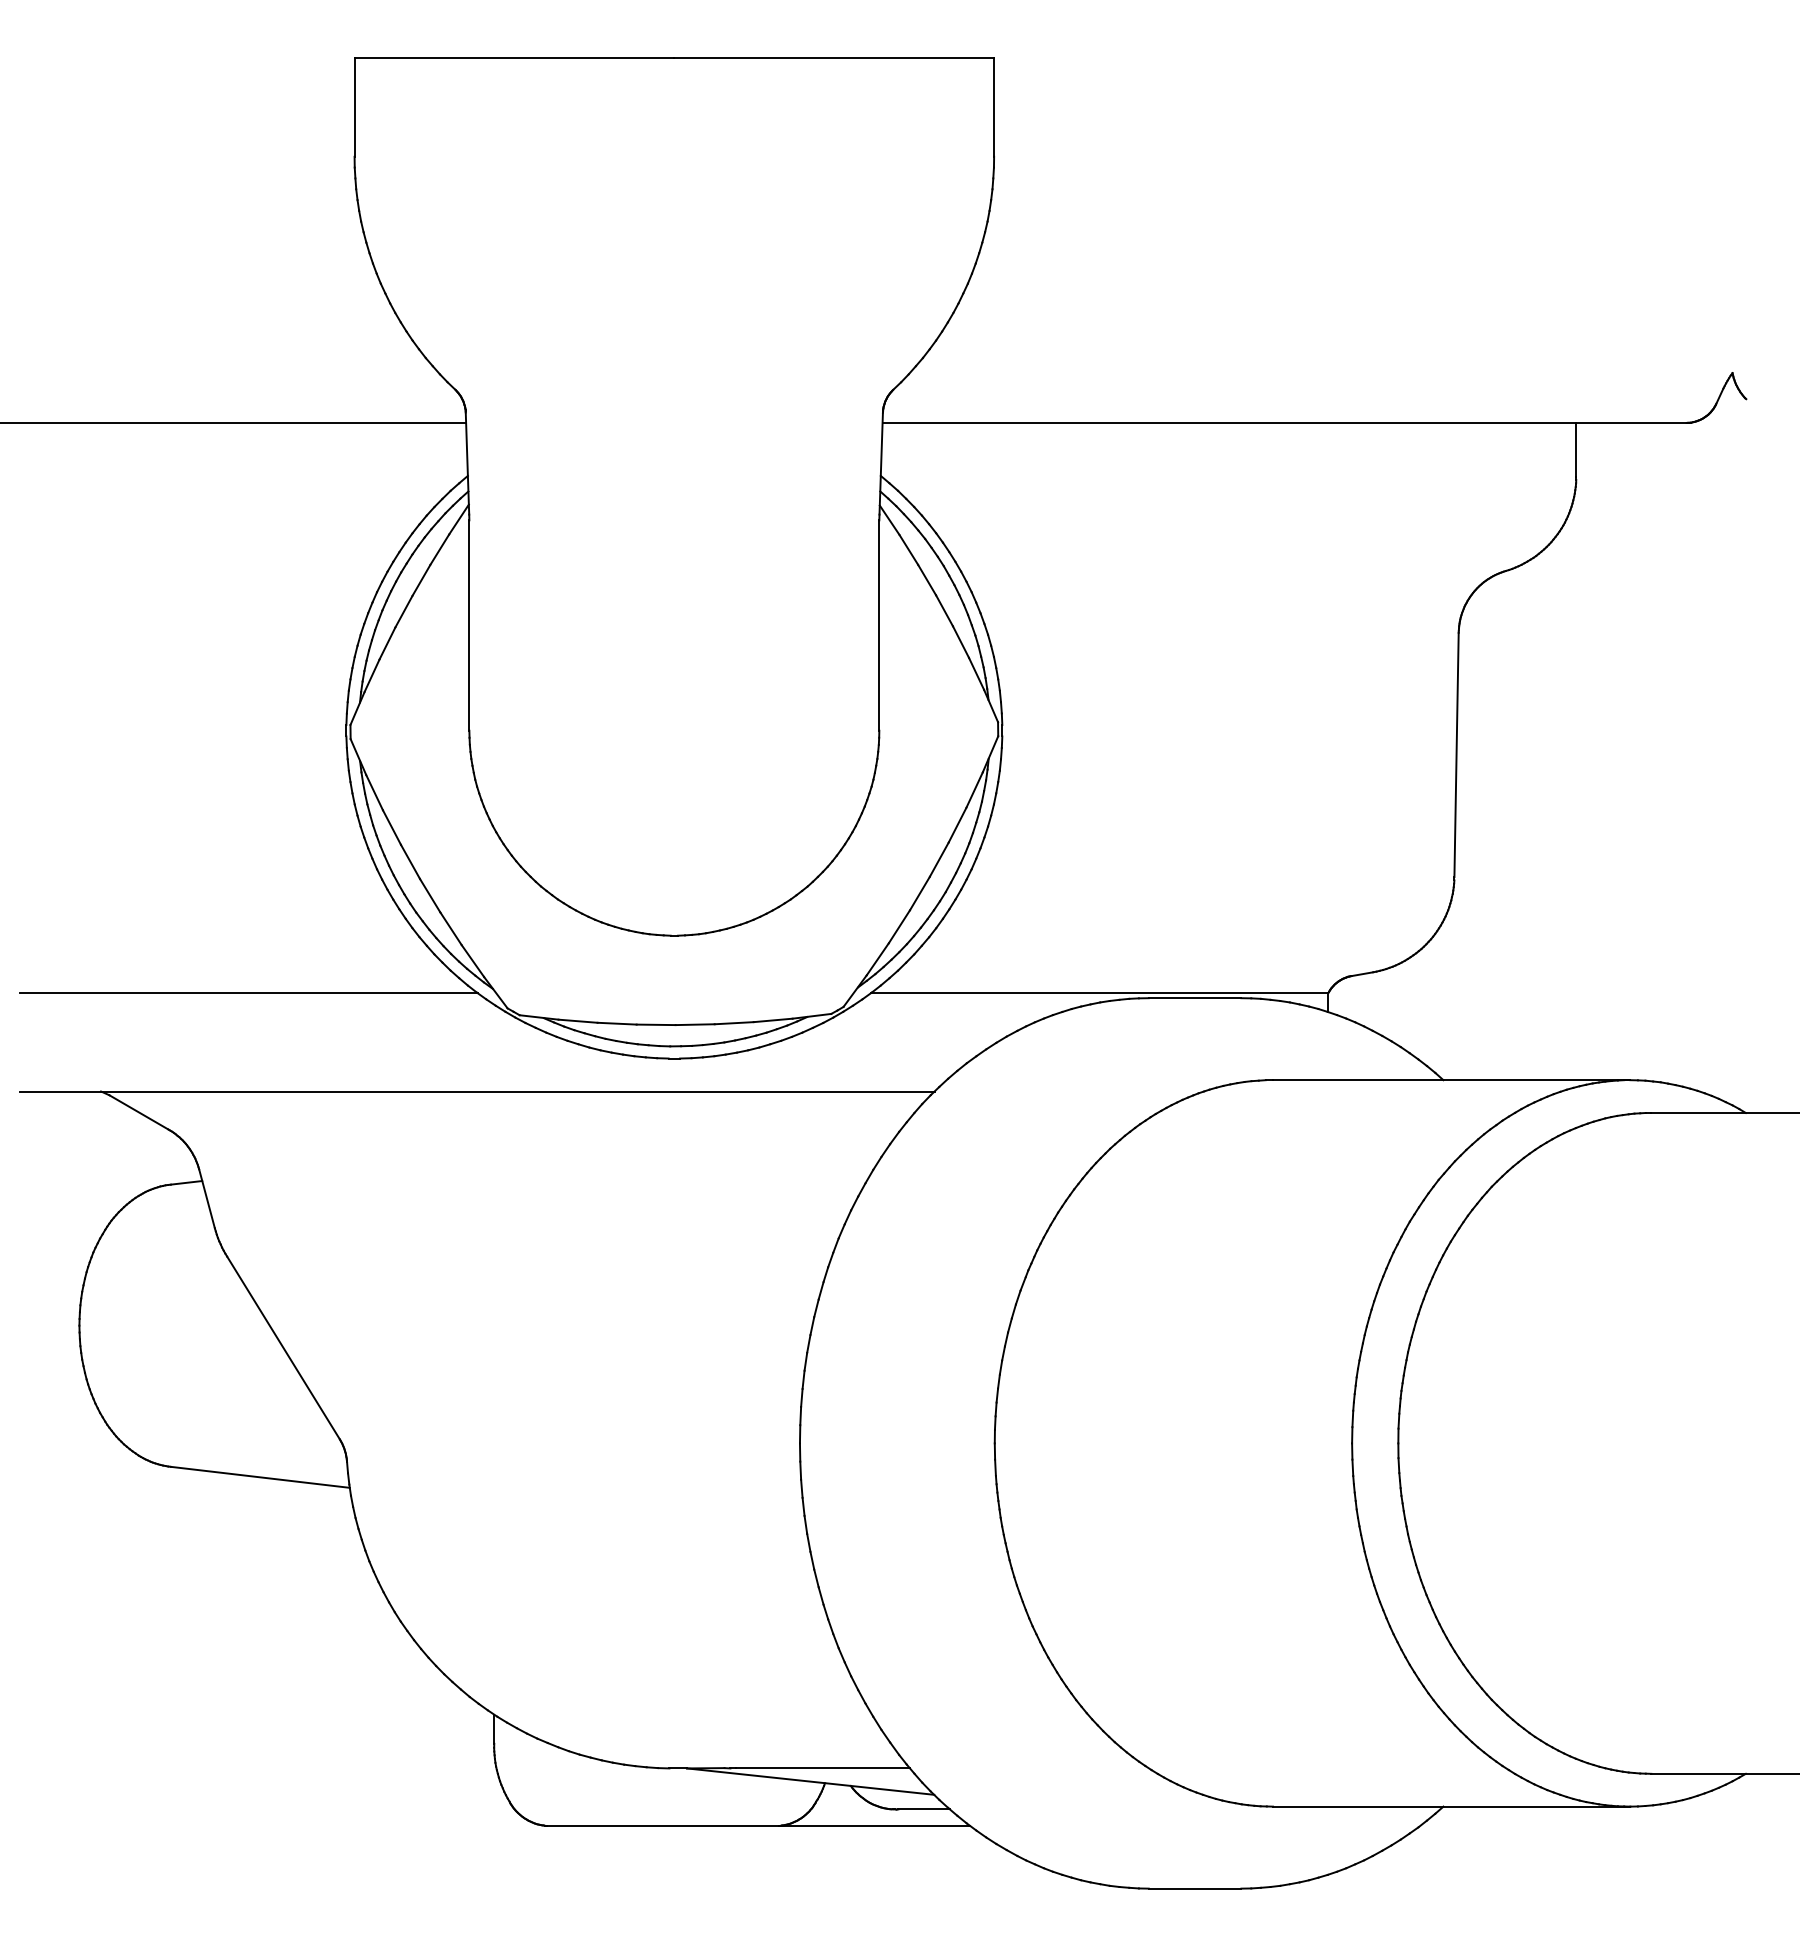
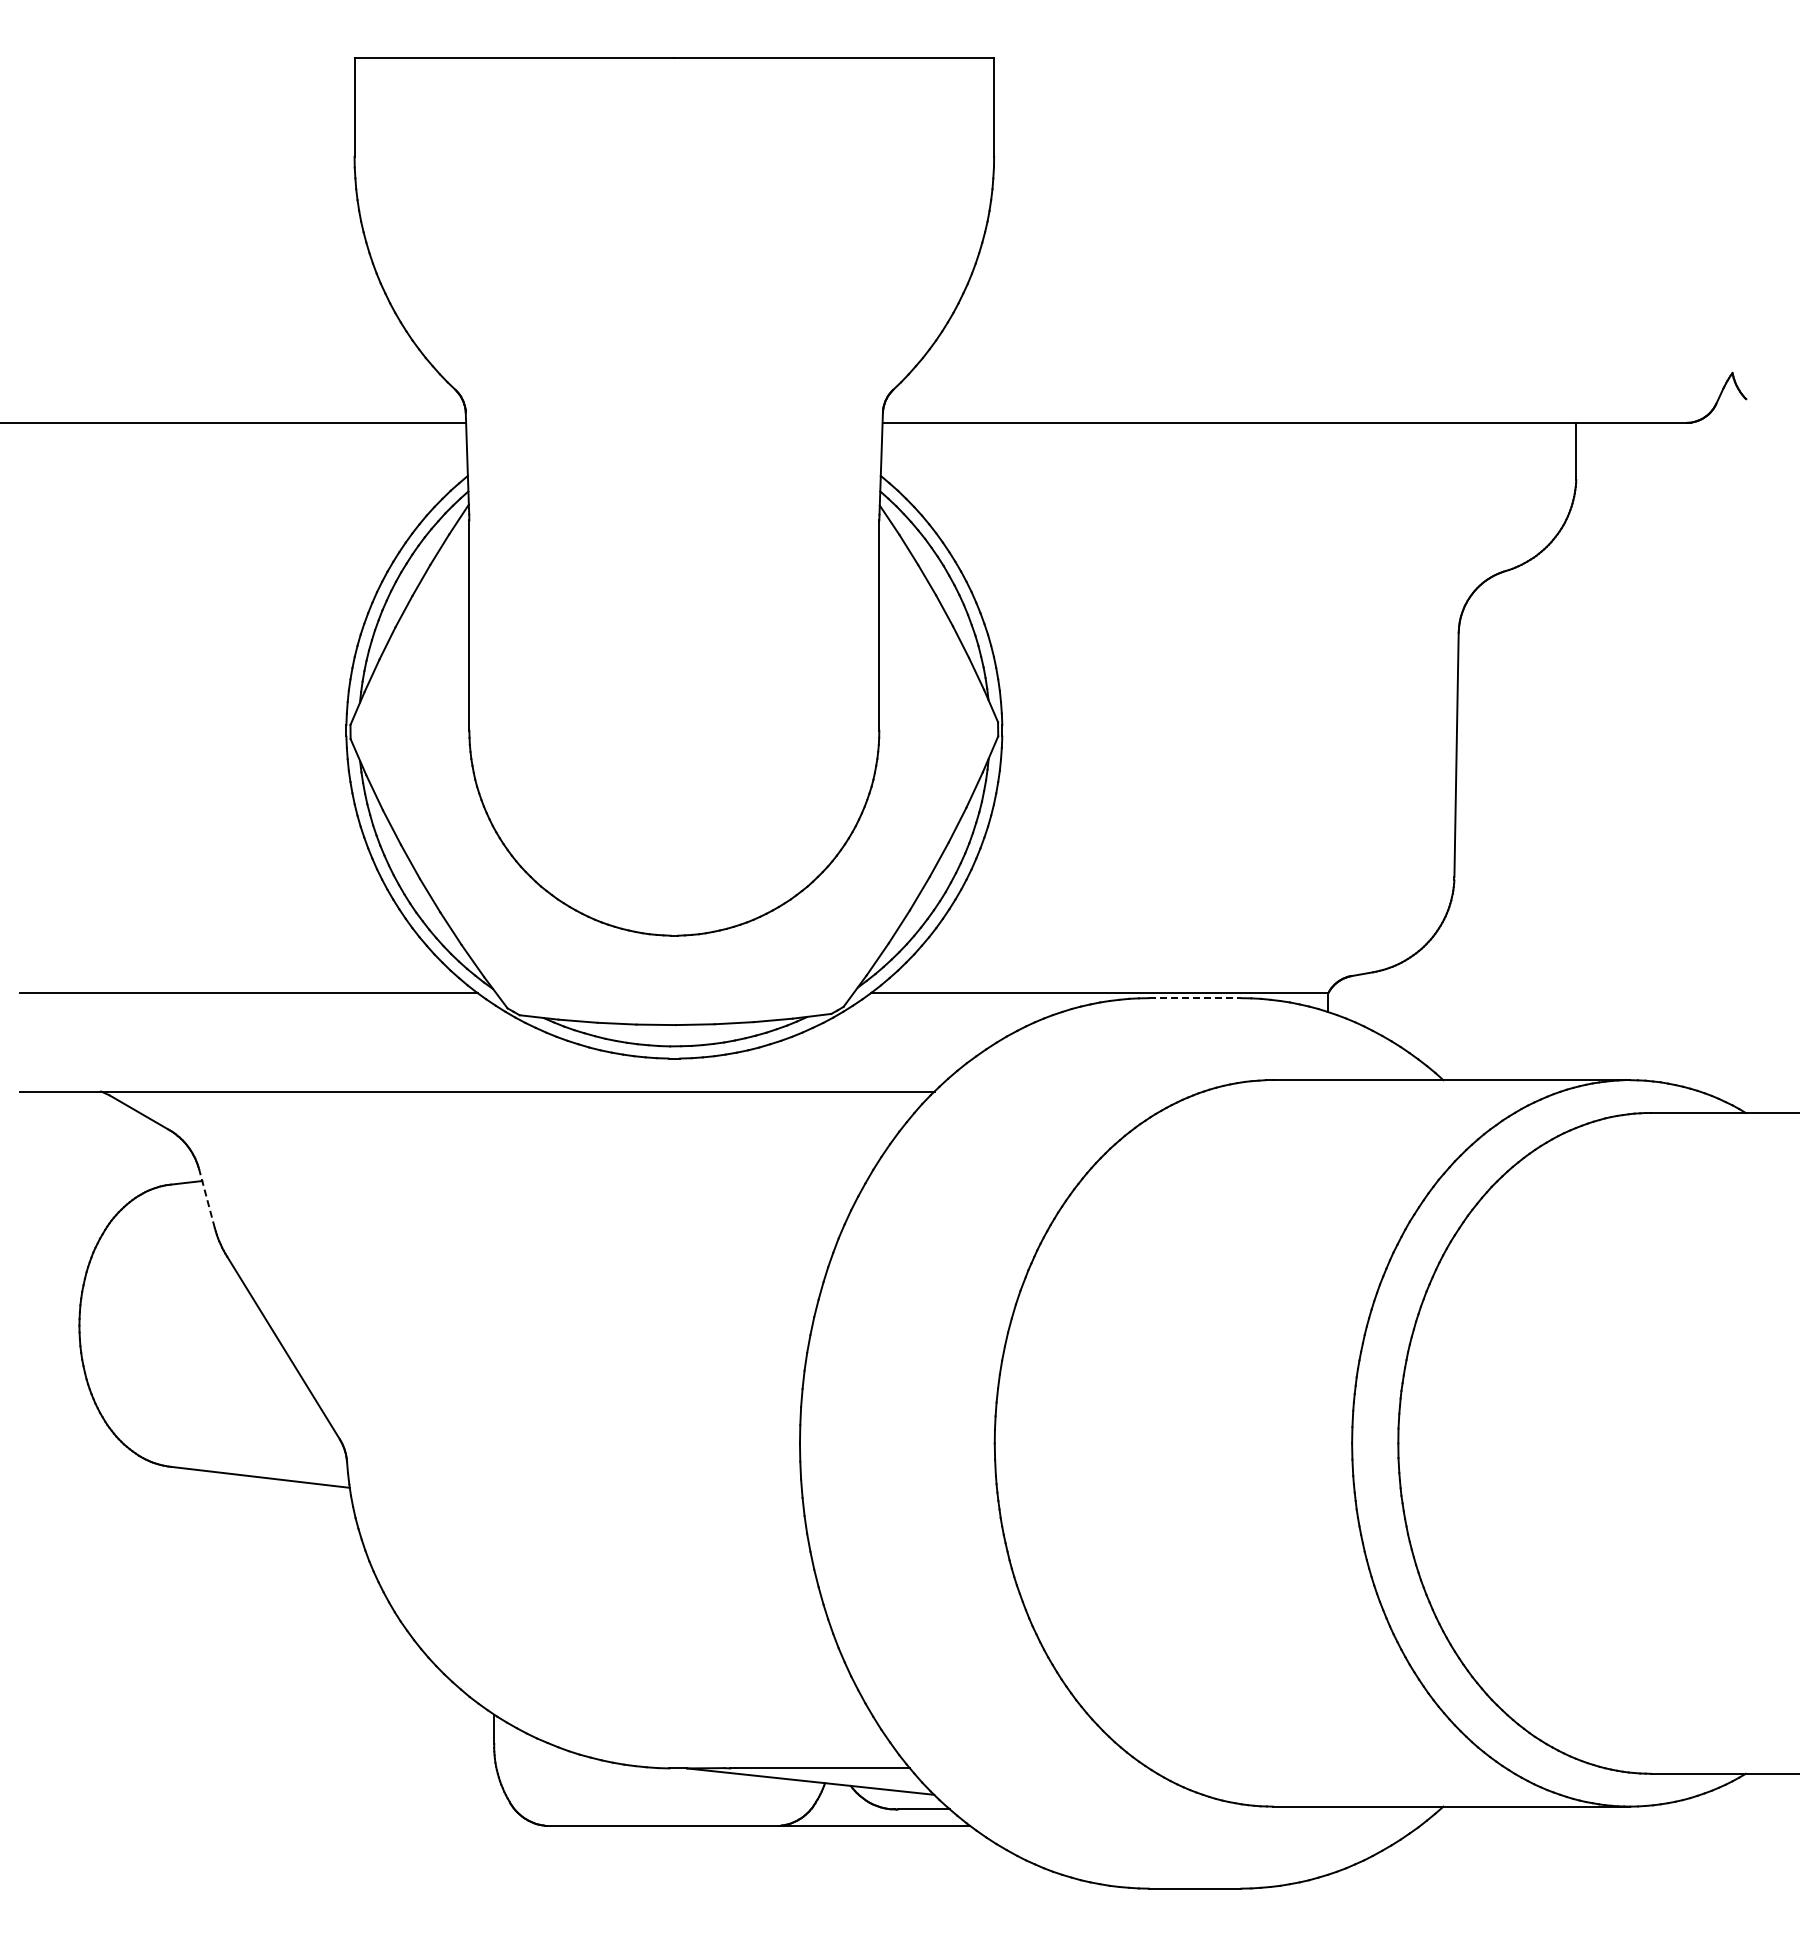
line: solid -> dashed (1195, 998)
line: solid -> dashed (207, 1198)
